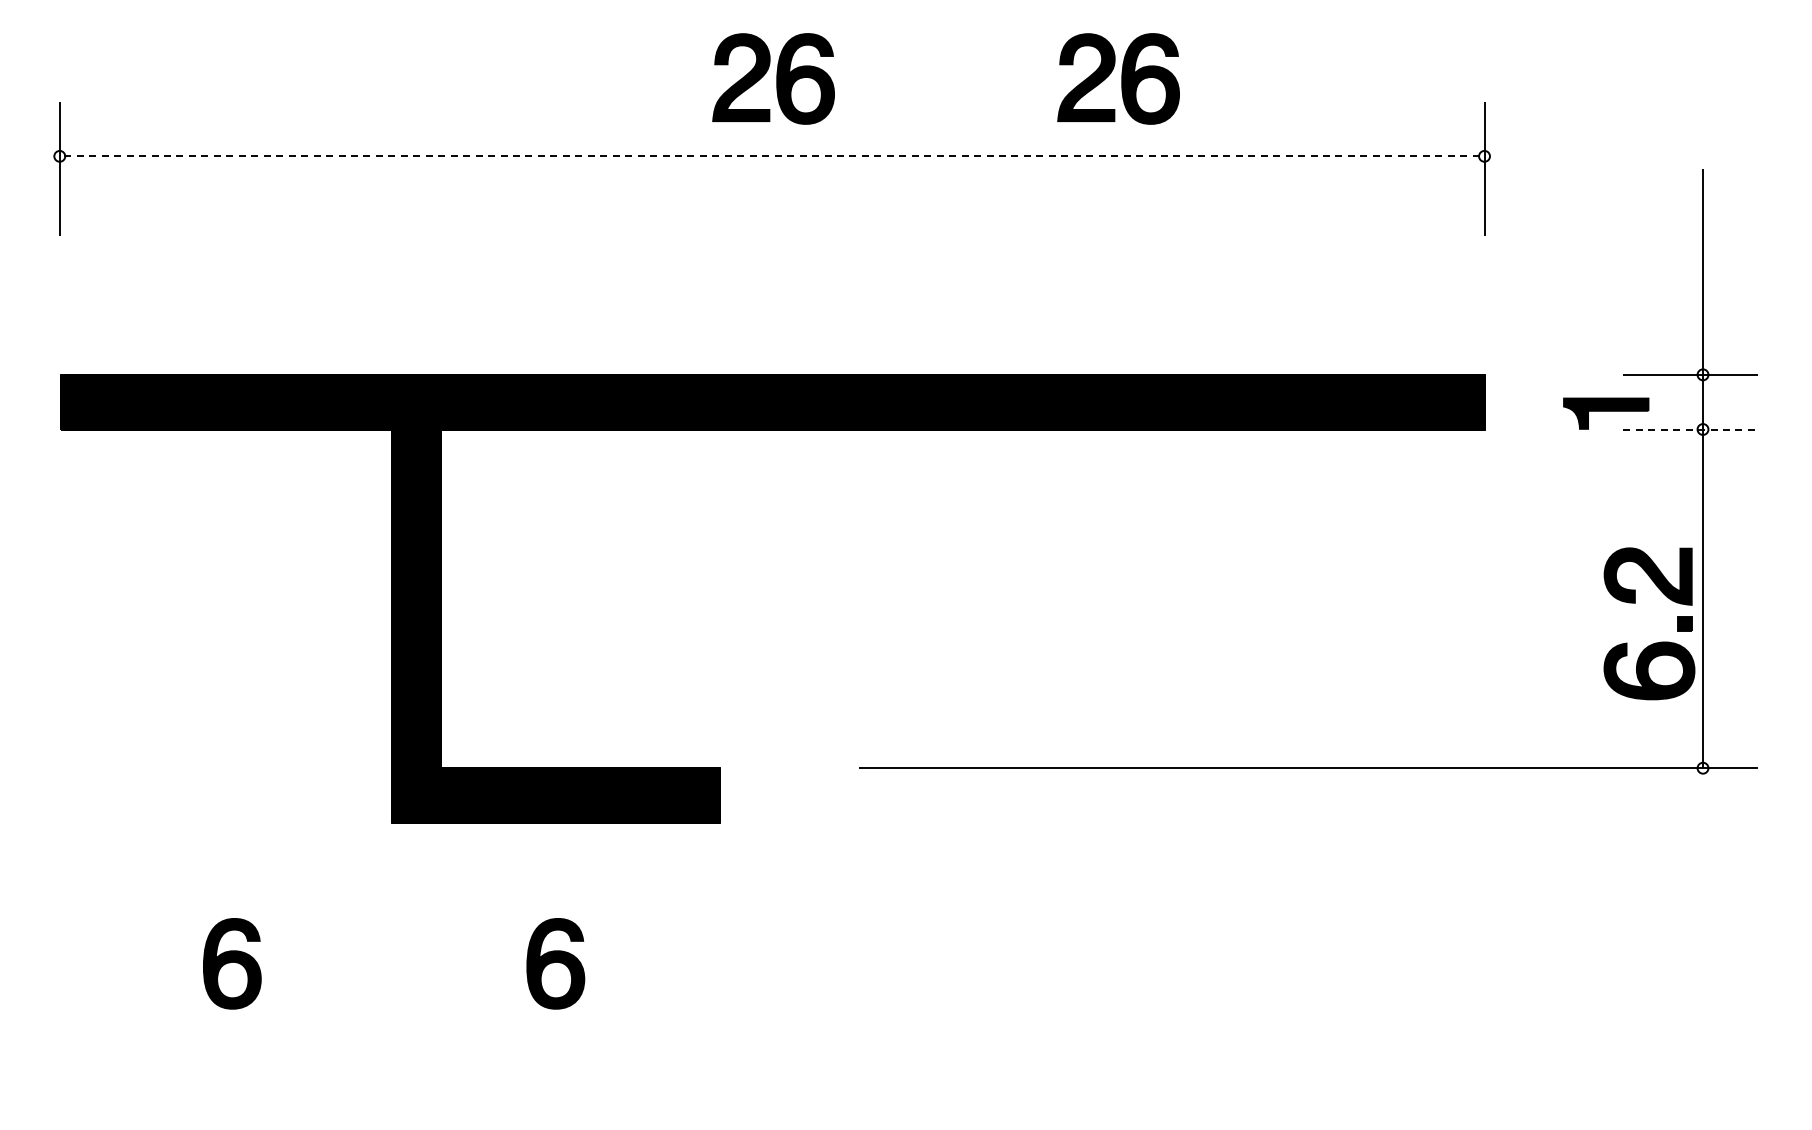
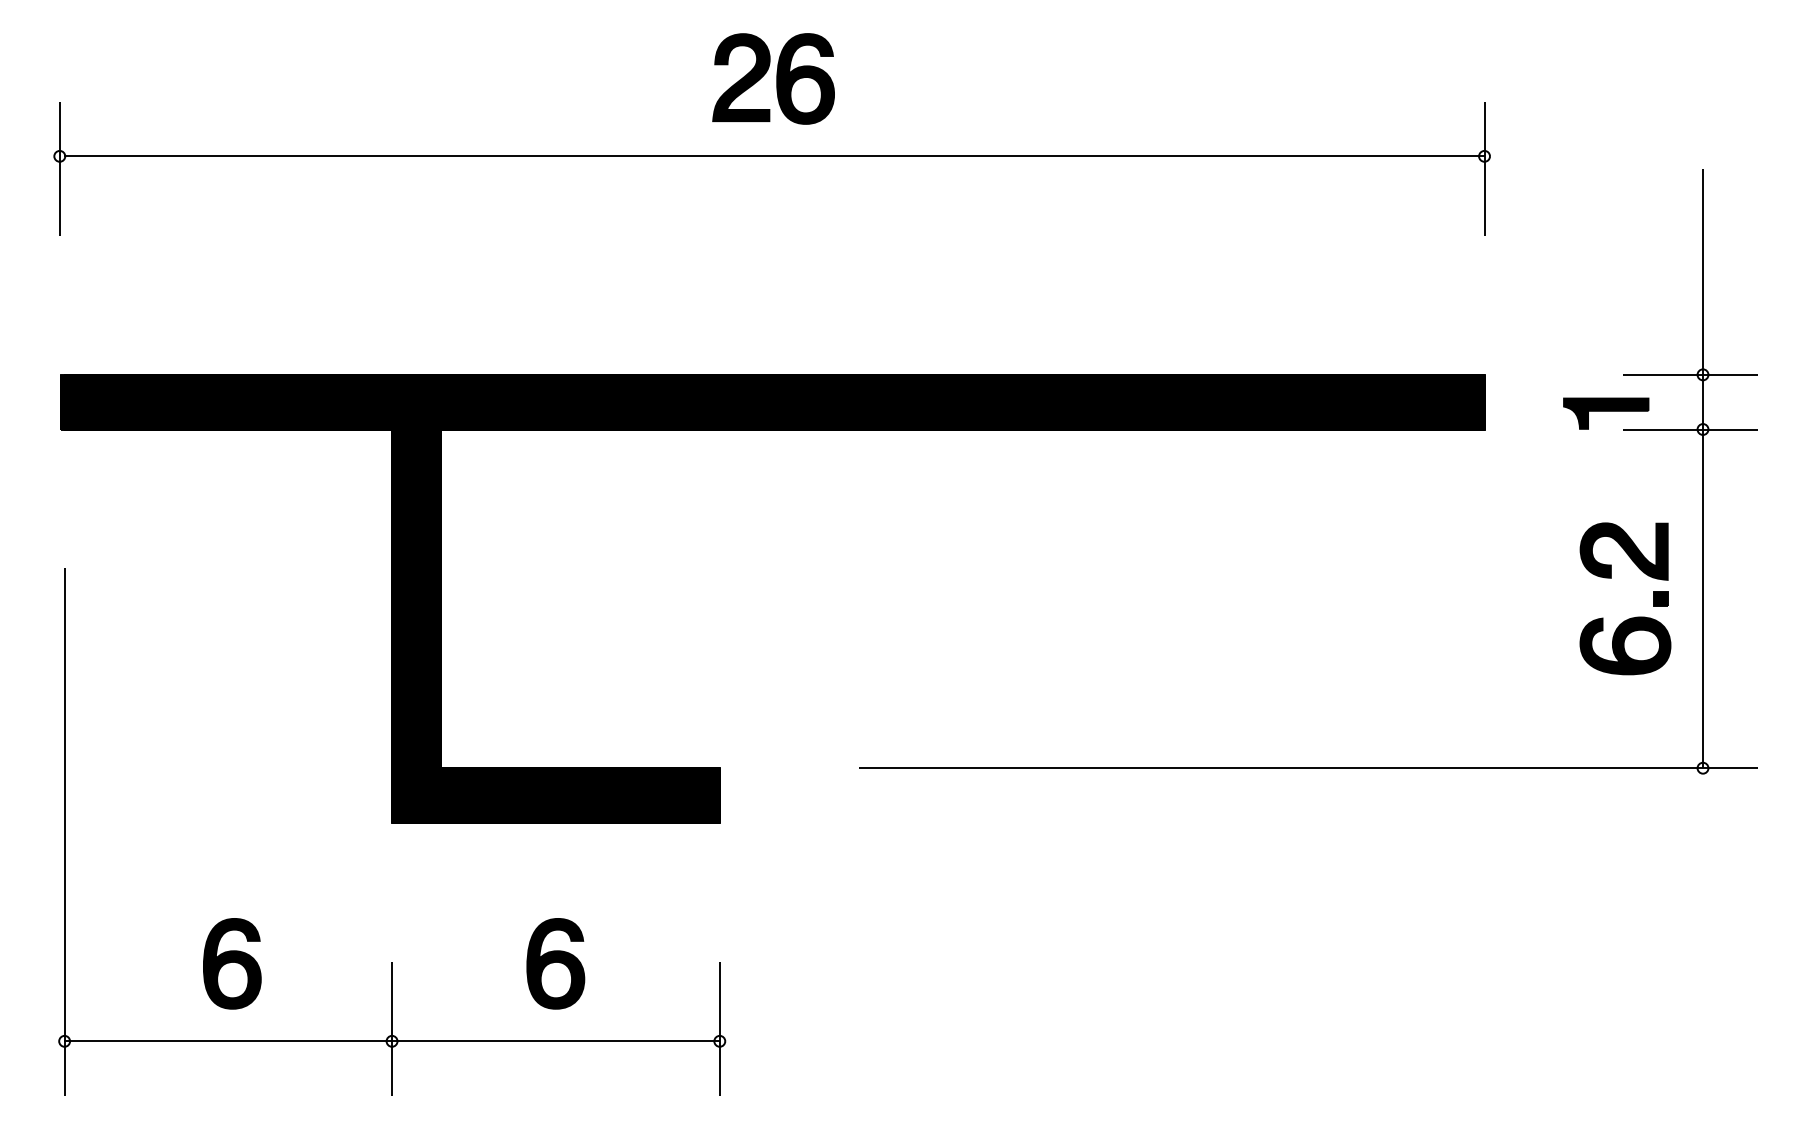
part: present -> none (1118, 78)
line: dashed -> solid (774, 156)
line: dashed -> solid (1690, 429)
part position: (1655, 642) -> (1631, 617) (1631, 617)
part: none -> present (392, 962)
